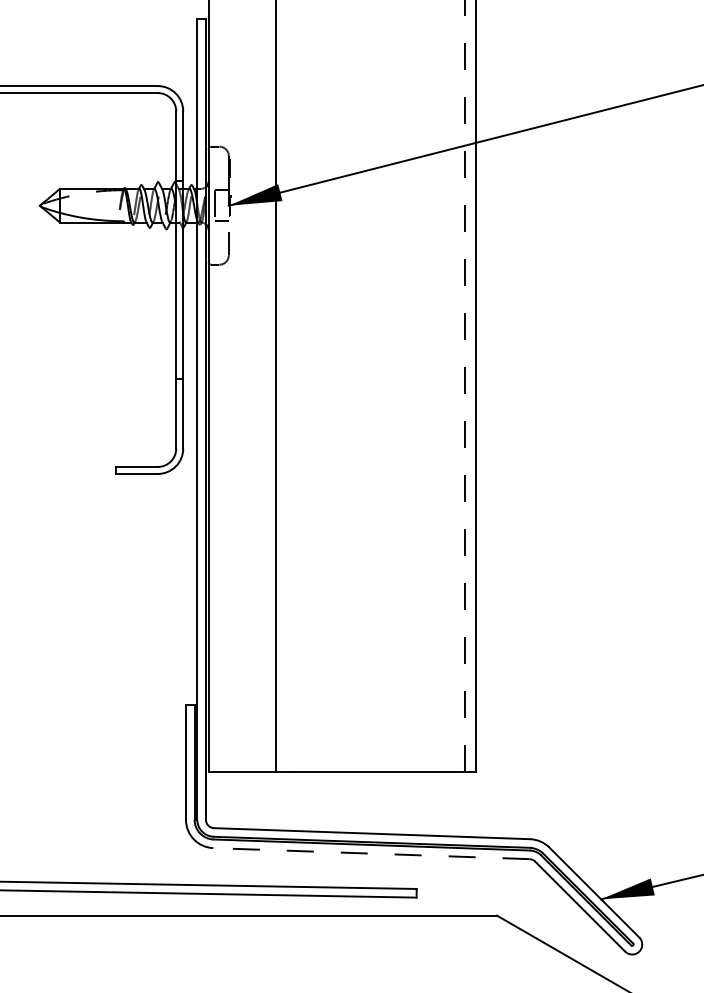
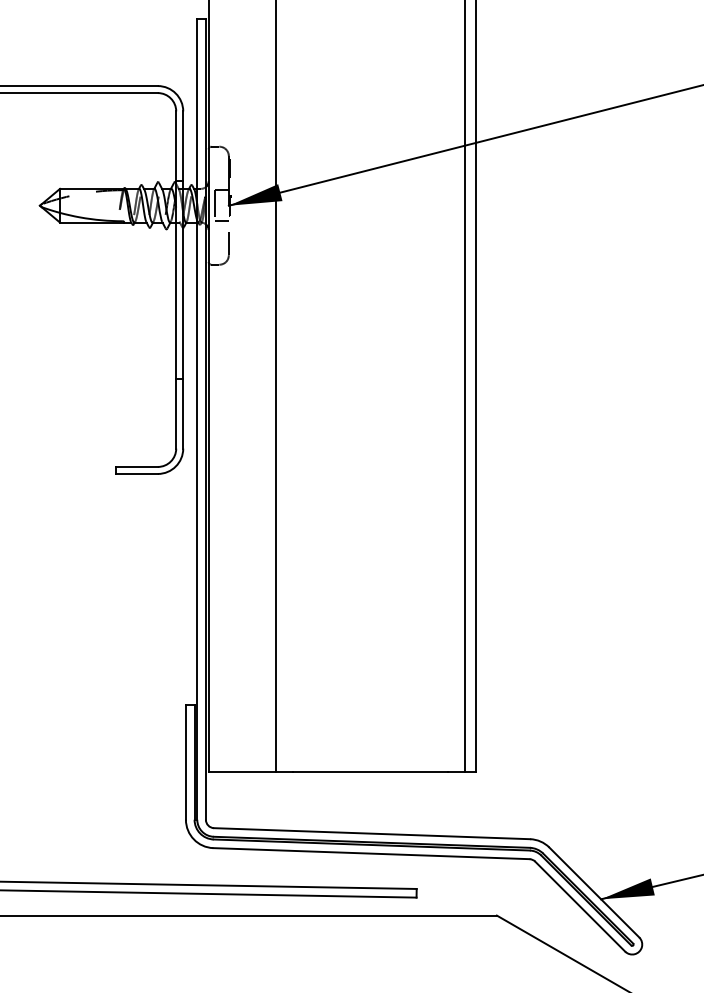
line: dashed -> solid (464, 385)
line: dashed -> solid (370, 853)
